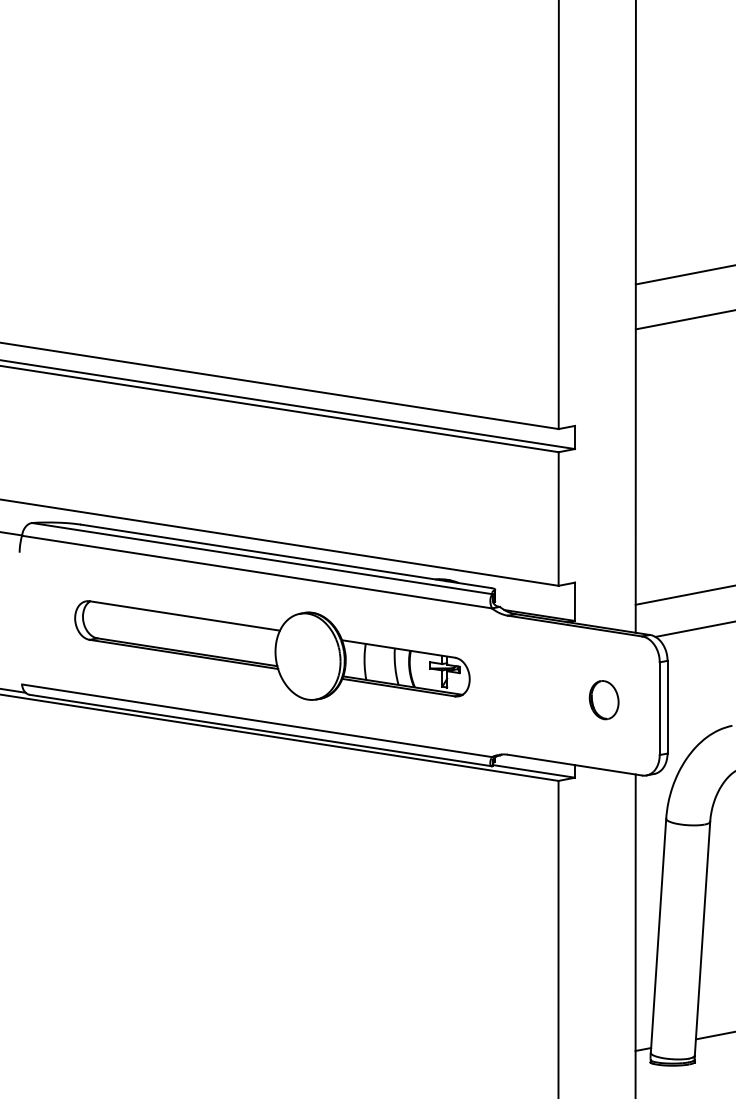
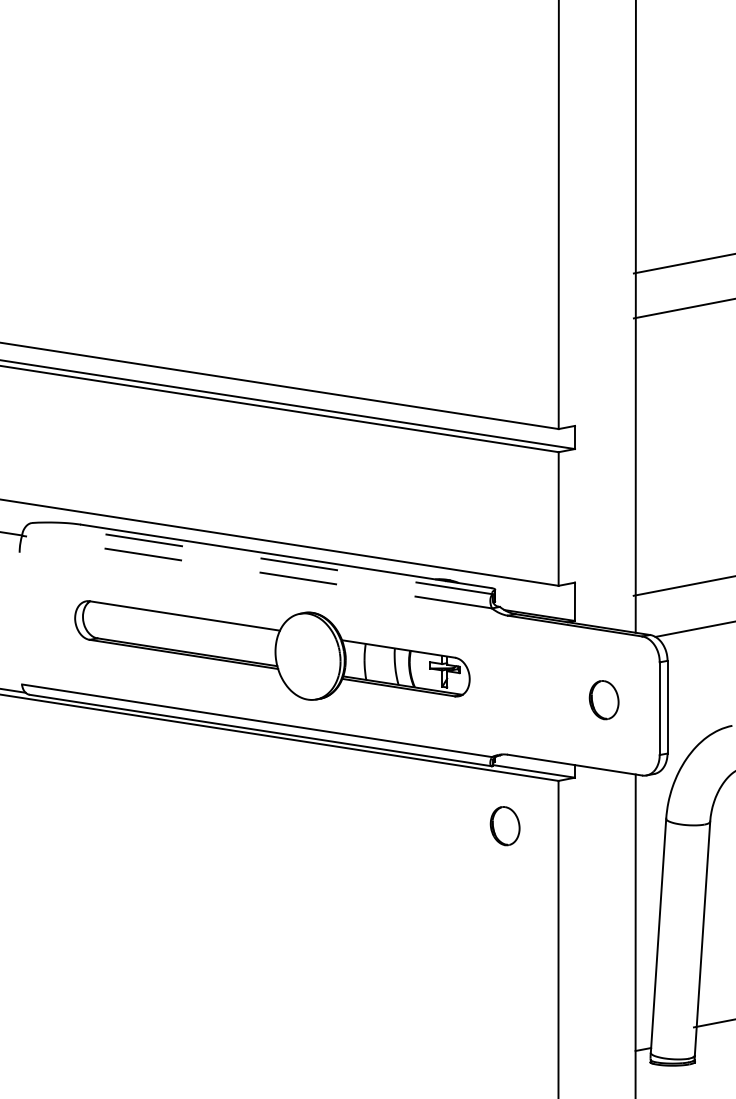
line position: (683, 274) -> (682, 263) (682, 263)
line position: (683, 319) -> (682, 308) (682, 308)
line: solid -> dashed (261, 558)
line: solid -> dashed (257, 572)
line position: (683, 595) -> (682, 585) (682, 585)
part: none -> present (504, 826)
line position: (713, 1035) -> (712, 1023) (712, 1023)
